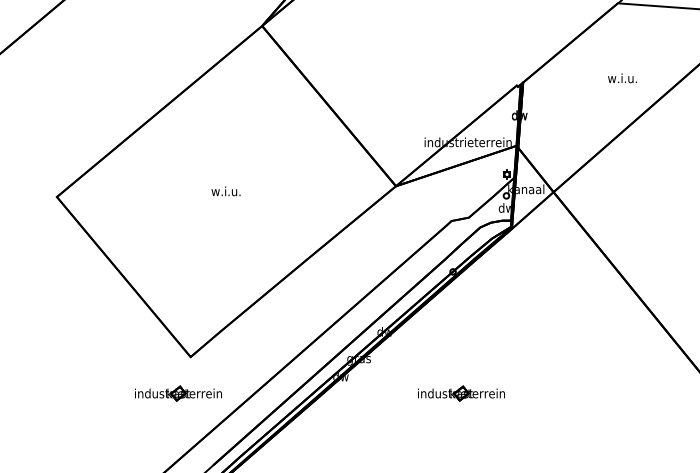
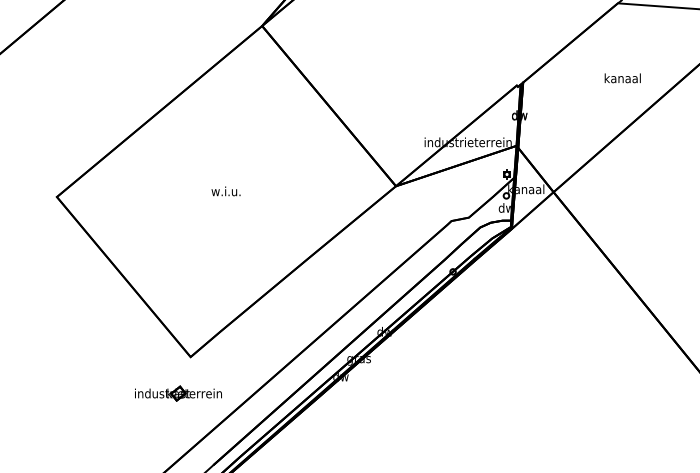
text: w.i.u. -> kanaal (622, 78)
part: present -> none (461, 393)
